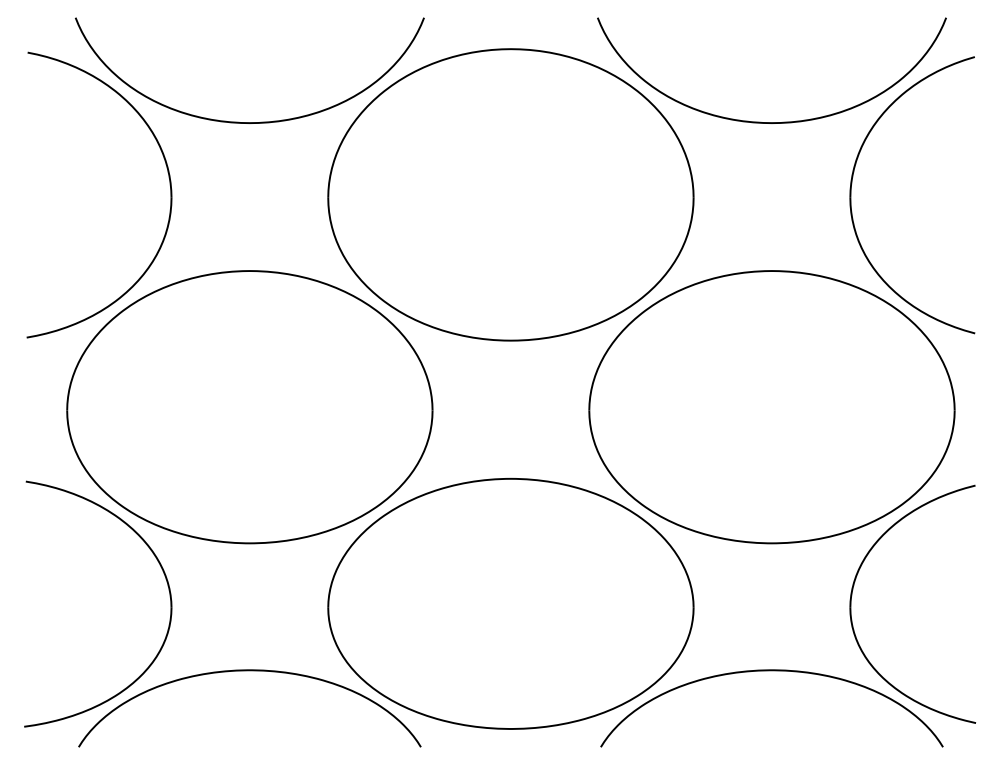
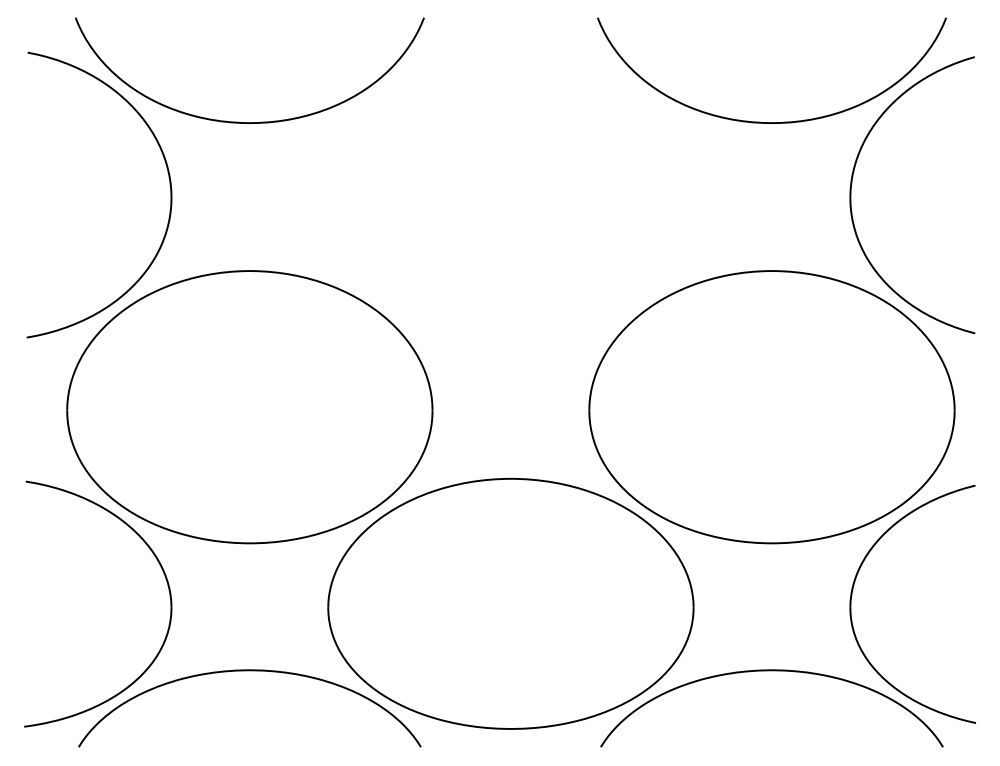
part: present -> none (510, 194)
